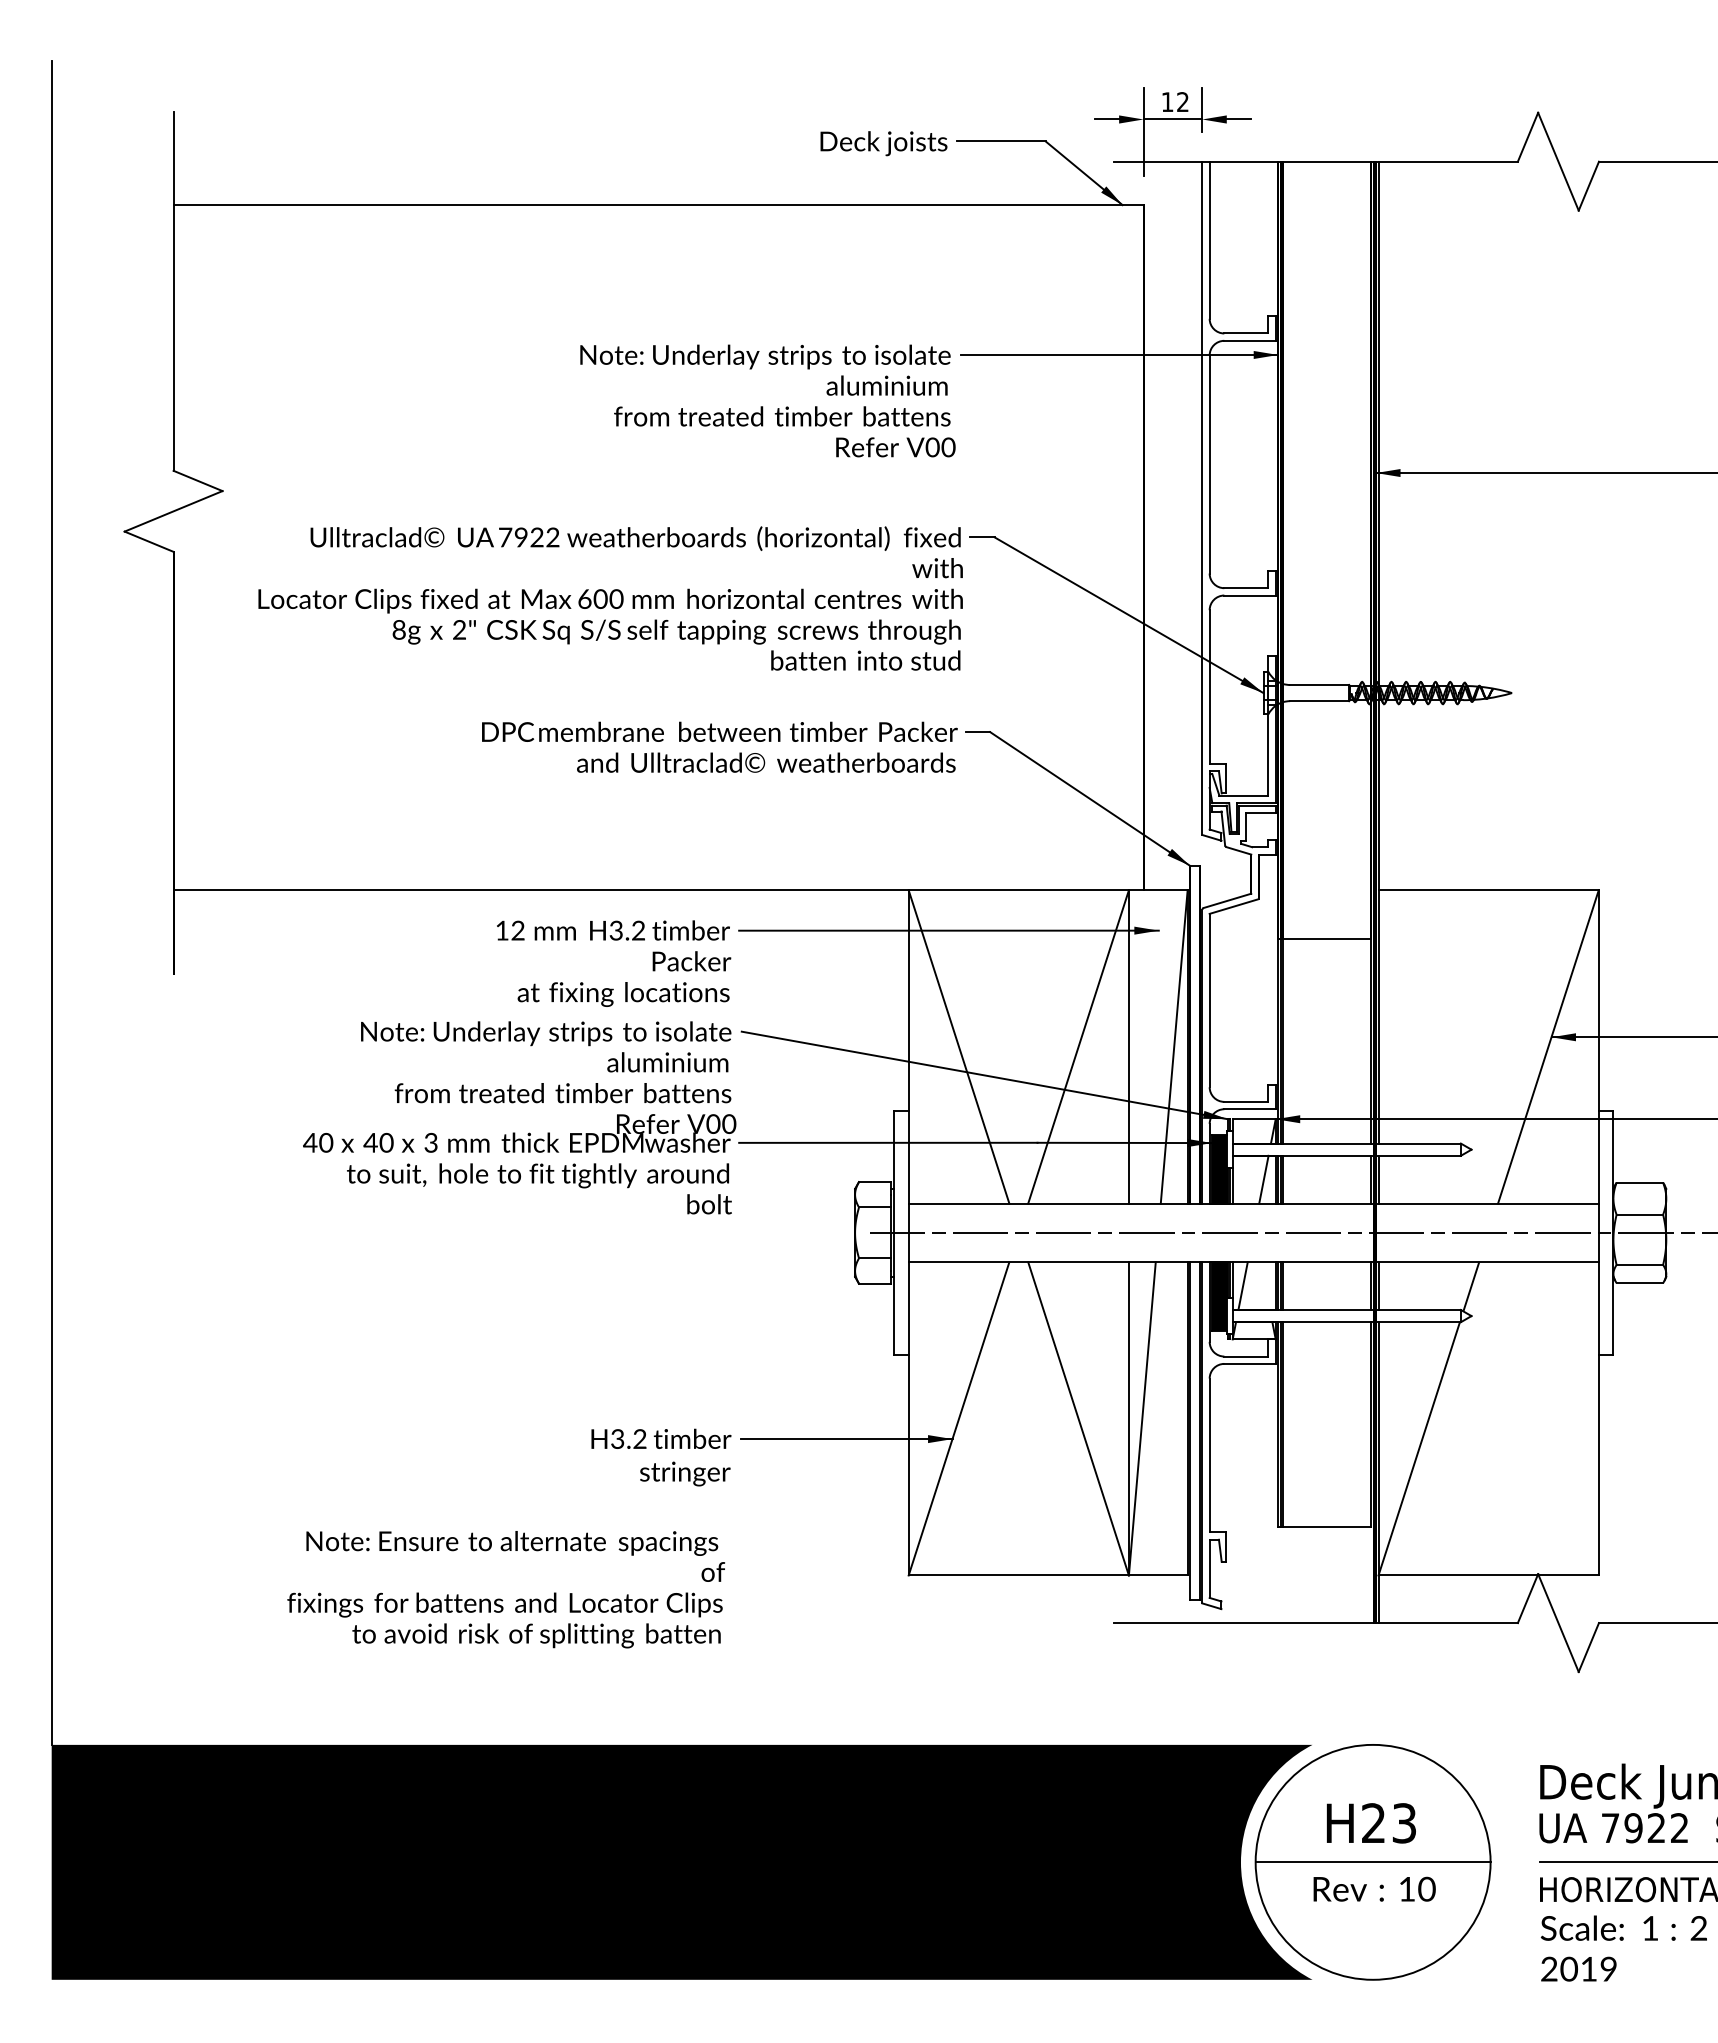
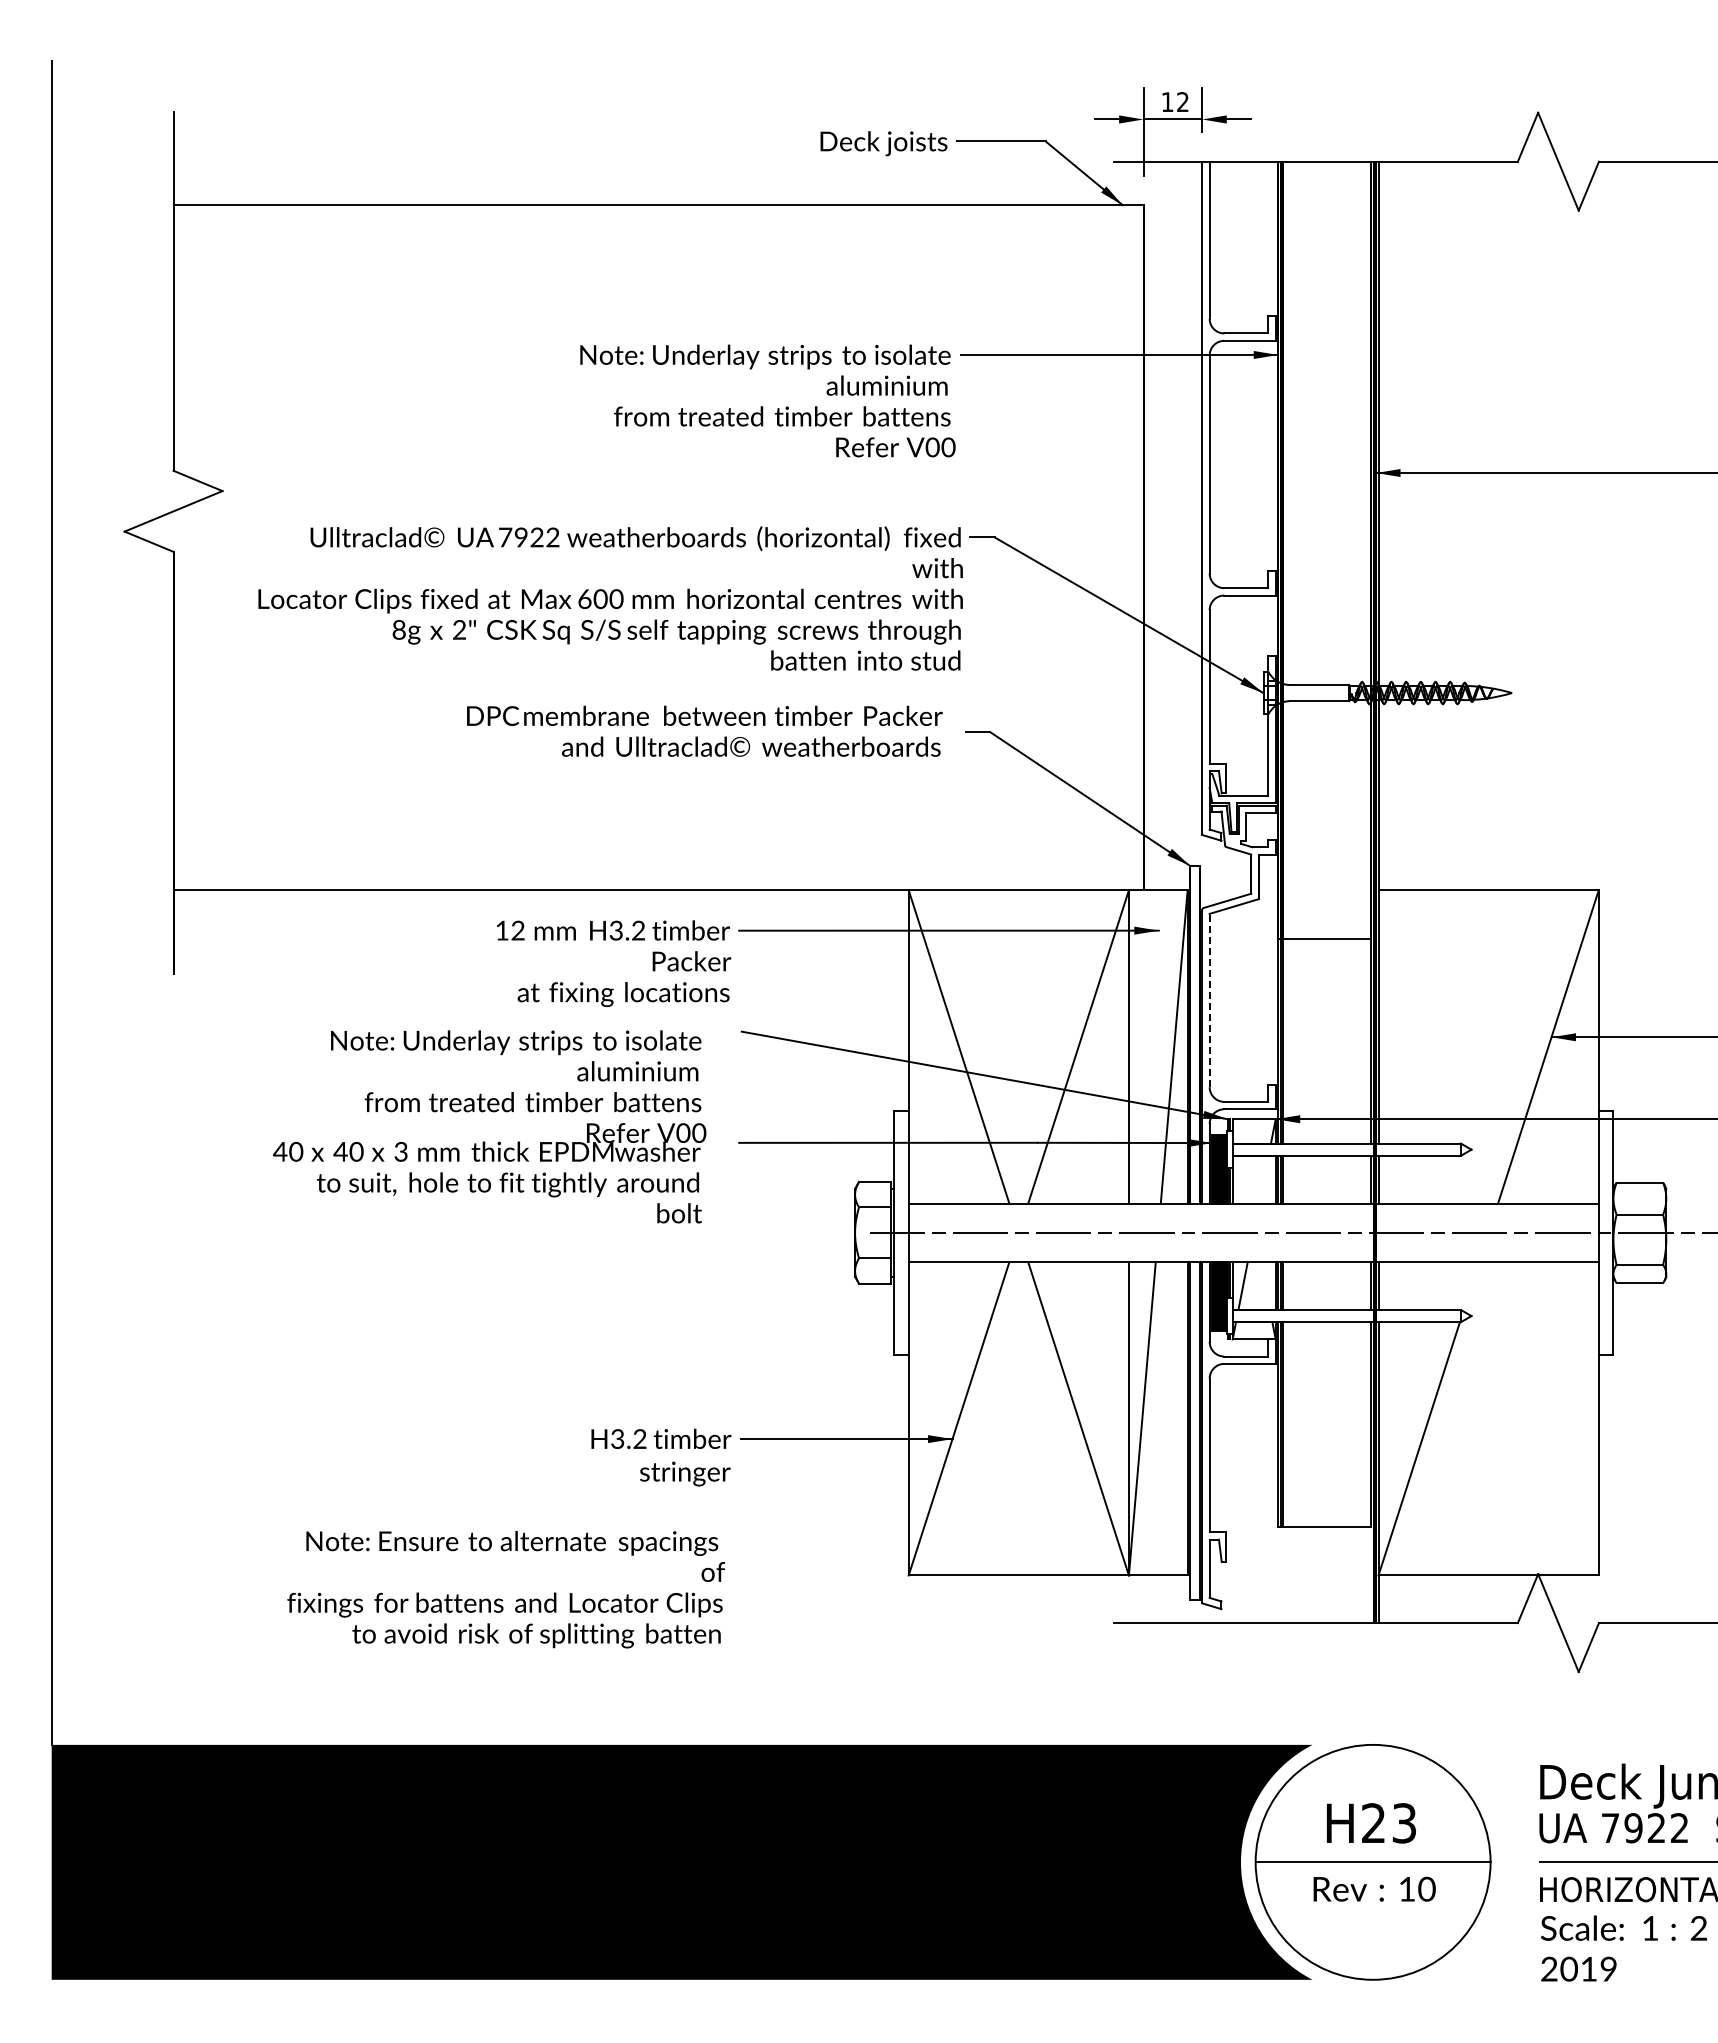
text position: (719, 746) -> (704, 730) (704, 730)
line: solid -> dashed (1209, 1000)
text position: (519, 1117) -> (489, 1126) (489, 1126)
line: present -> none (1263, 1179)
line: present -> none (1471, 1285)
